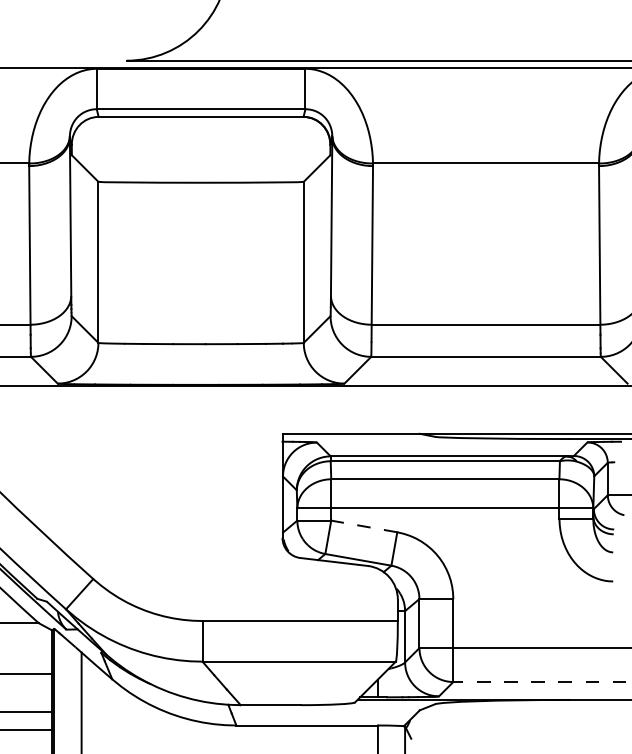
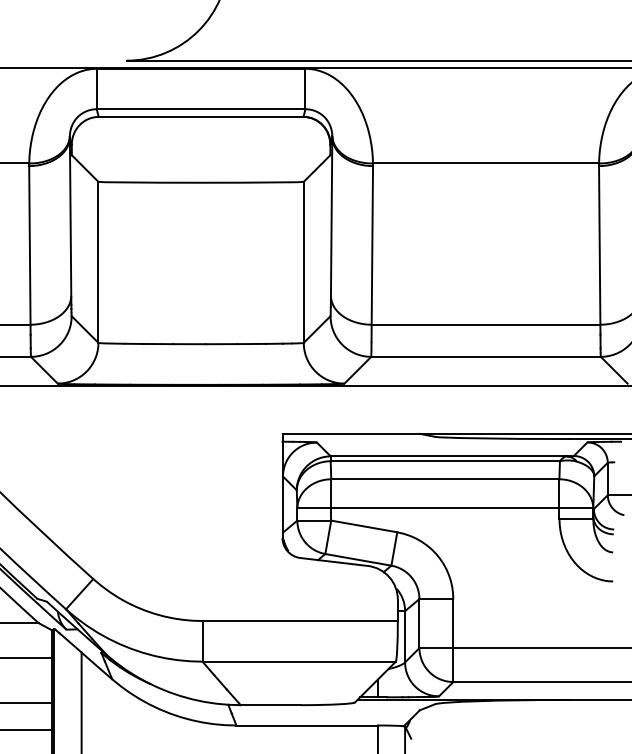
line: dashed -> solid (364, 526)
line position: (26, 673) -> (26, 657) (26, 657)
line: dashed -> solid (542, 682)
line position: (26, 711) -> (26, 702) (26, 702)
